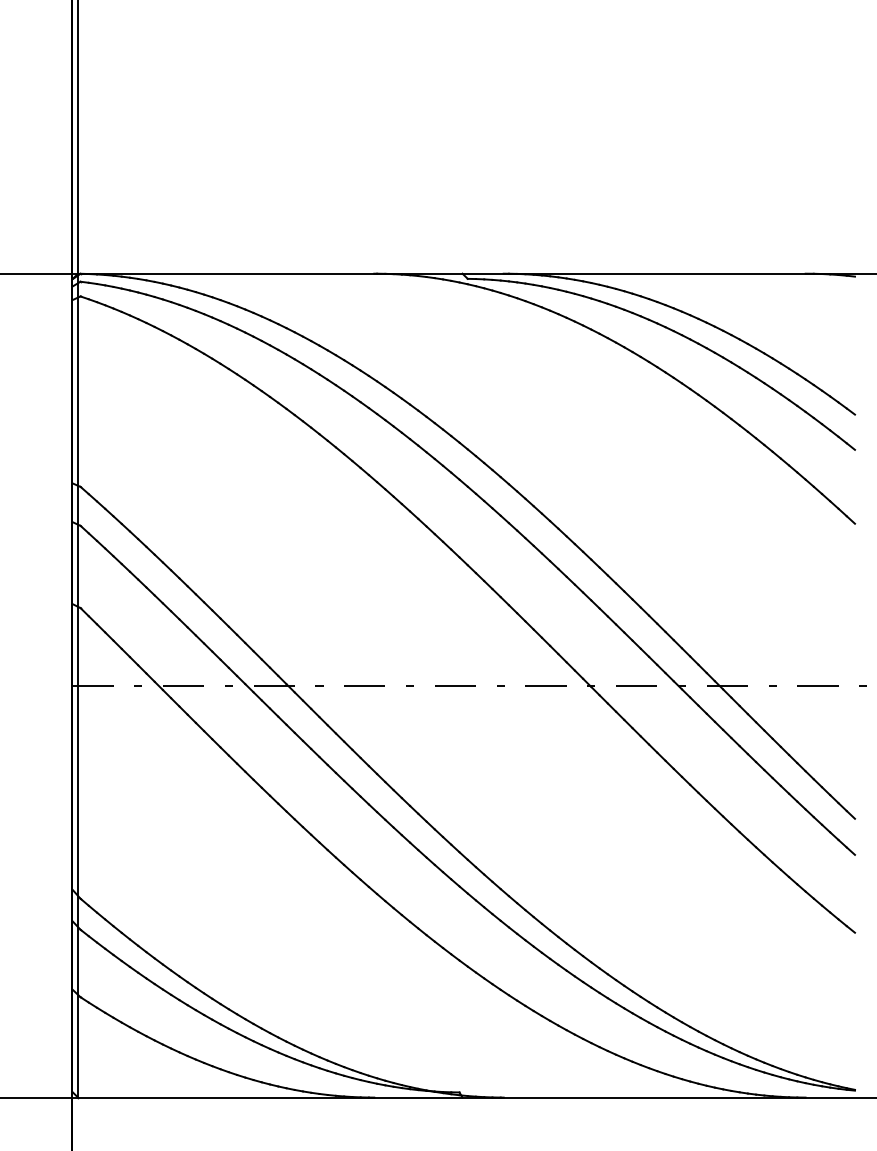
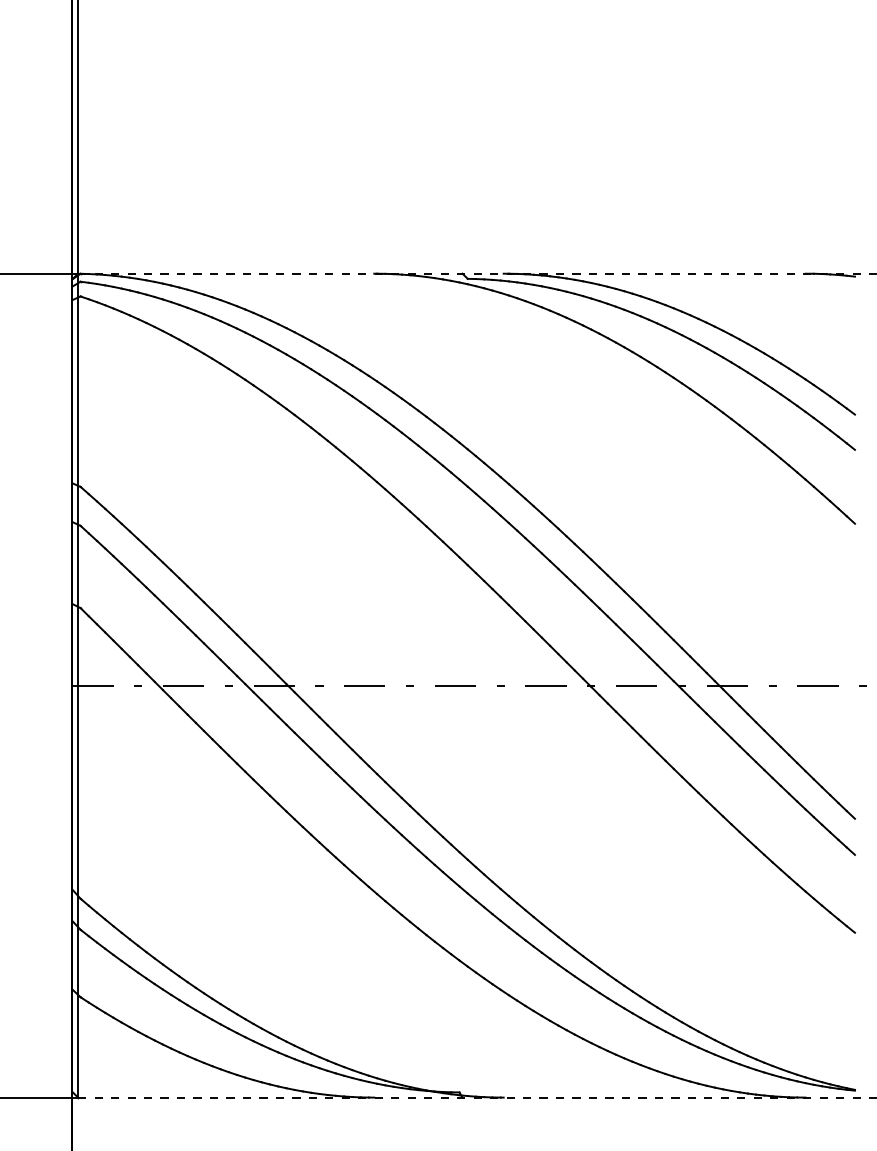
line: solid -> dashed (477, 273)
line: solid -> dashed (477, 1097)
